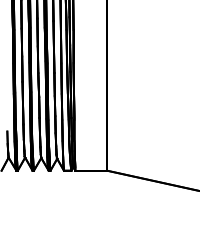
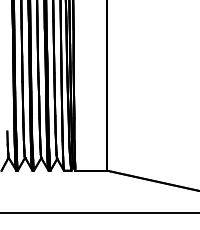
line: none -> present (99, 212)
